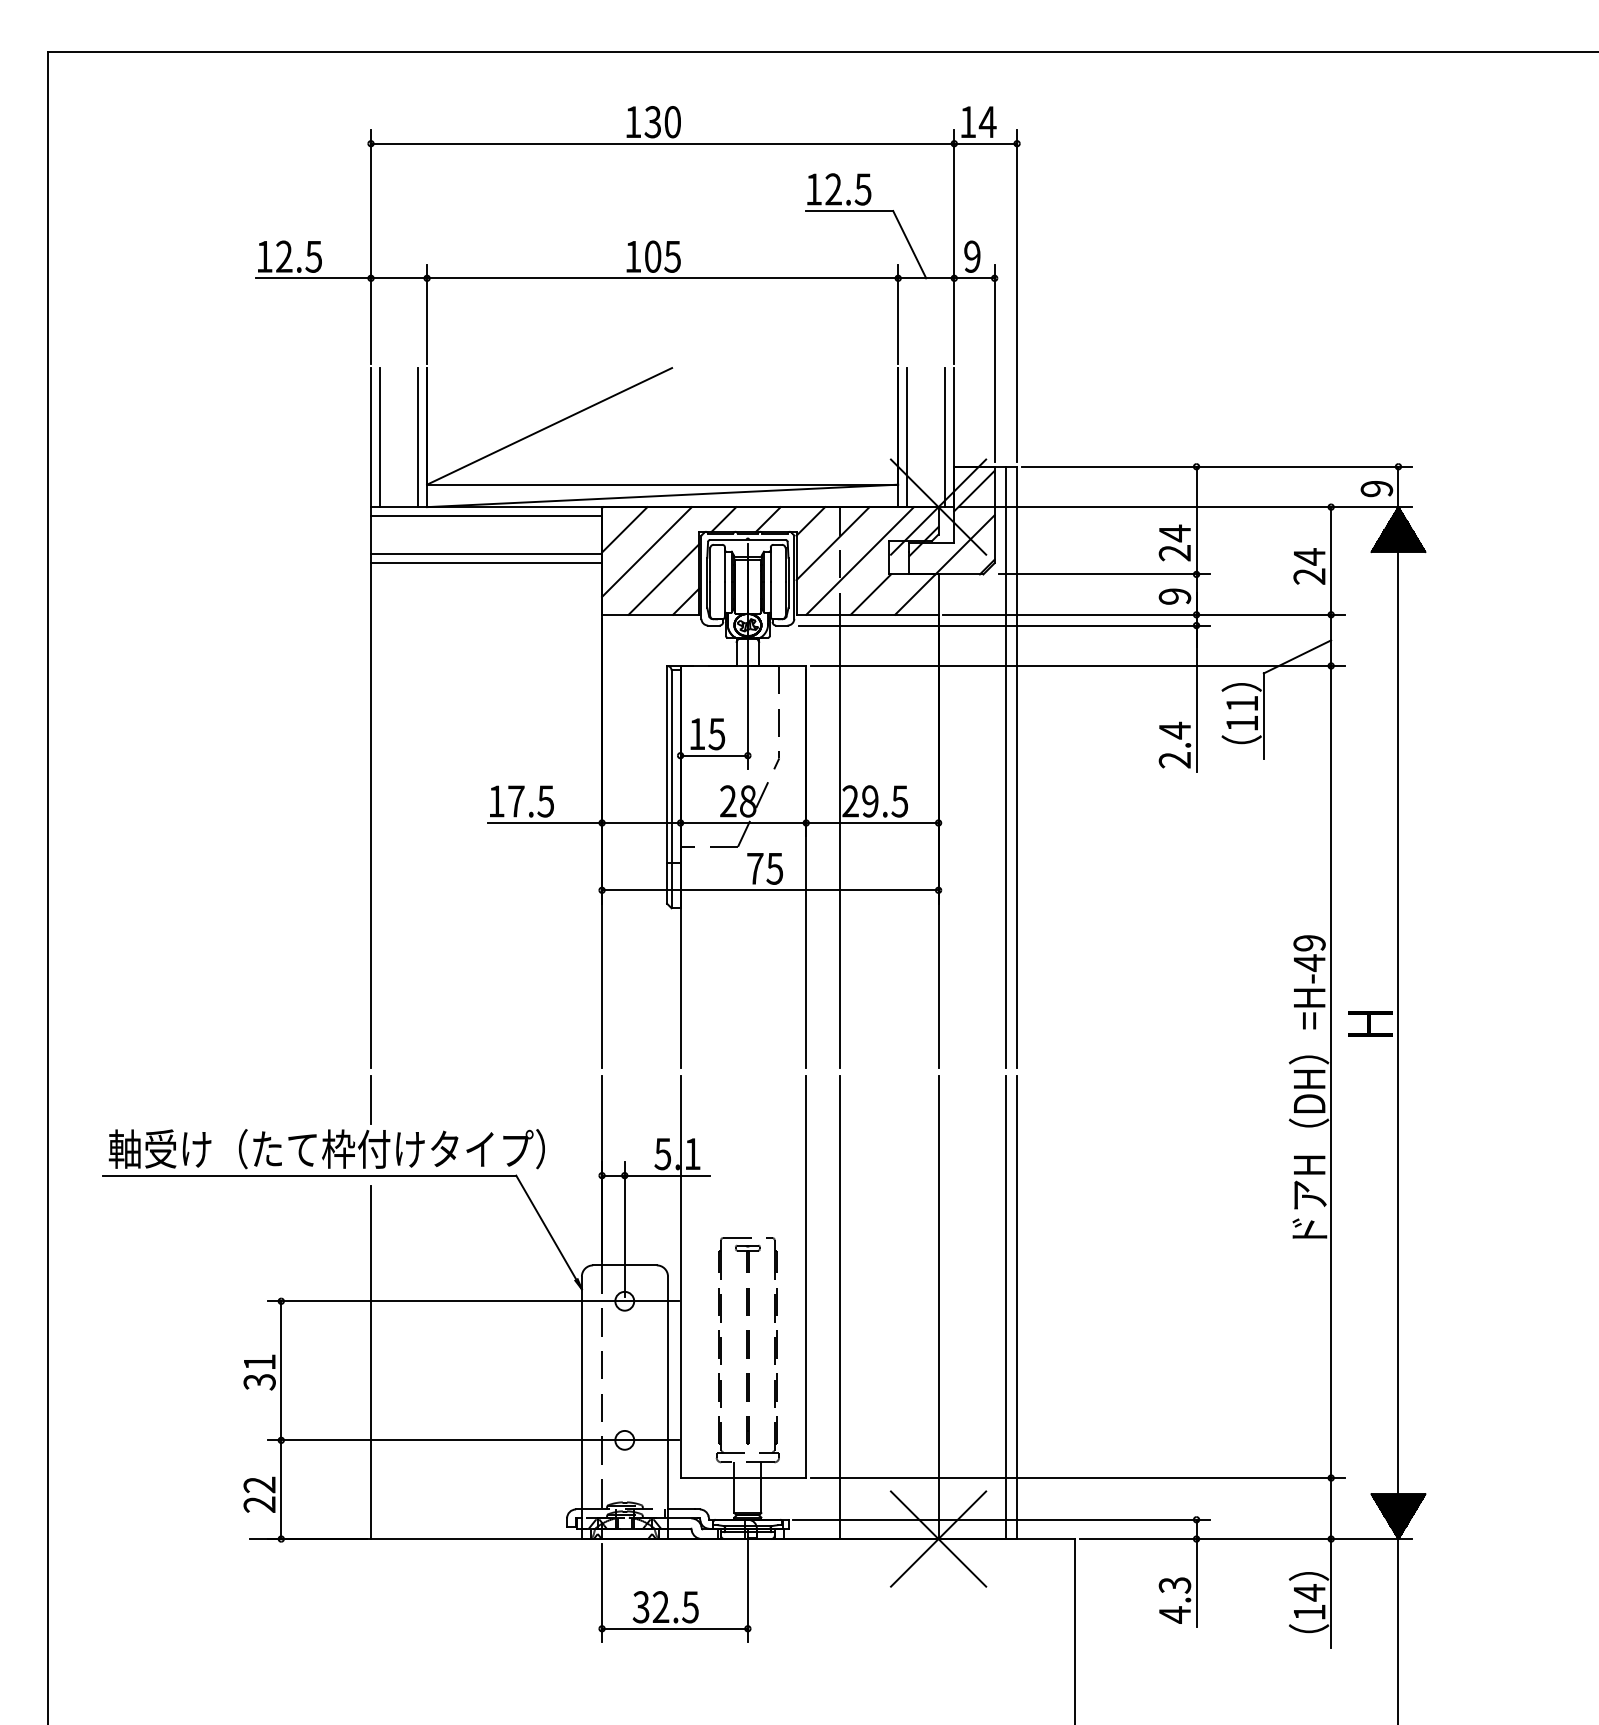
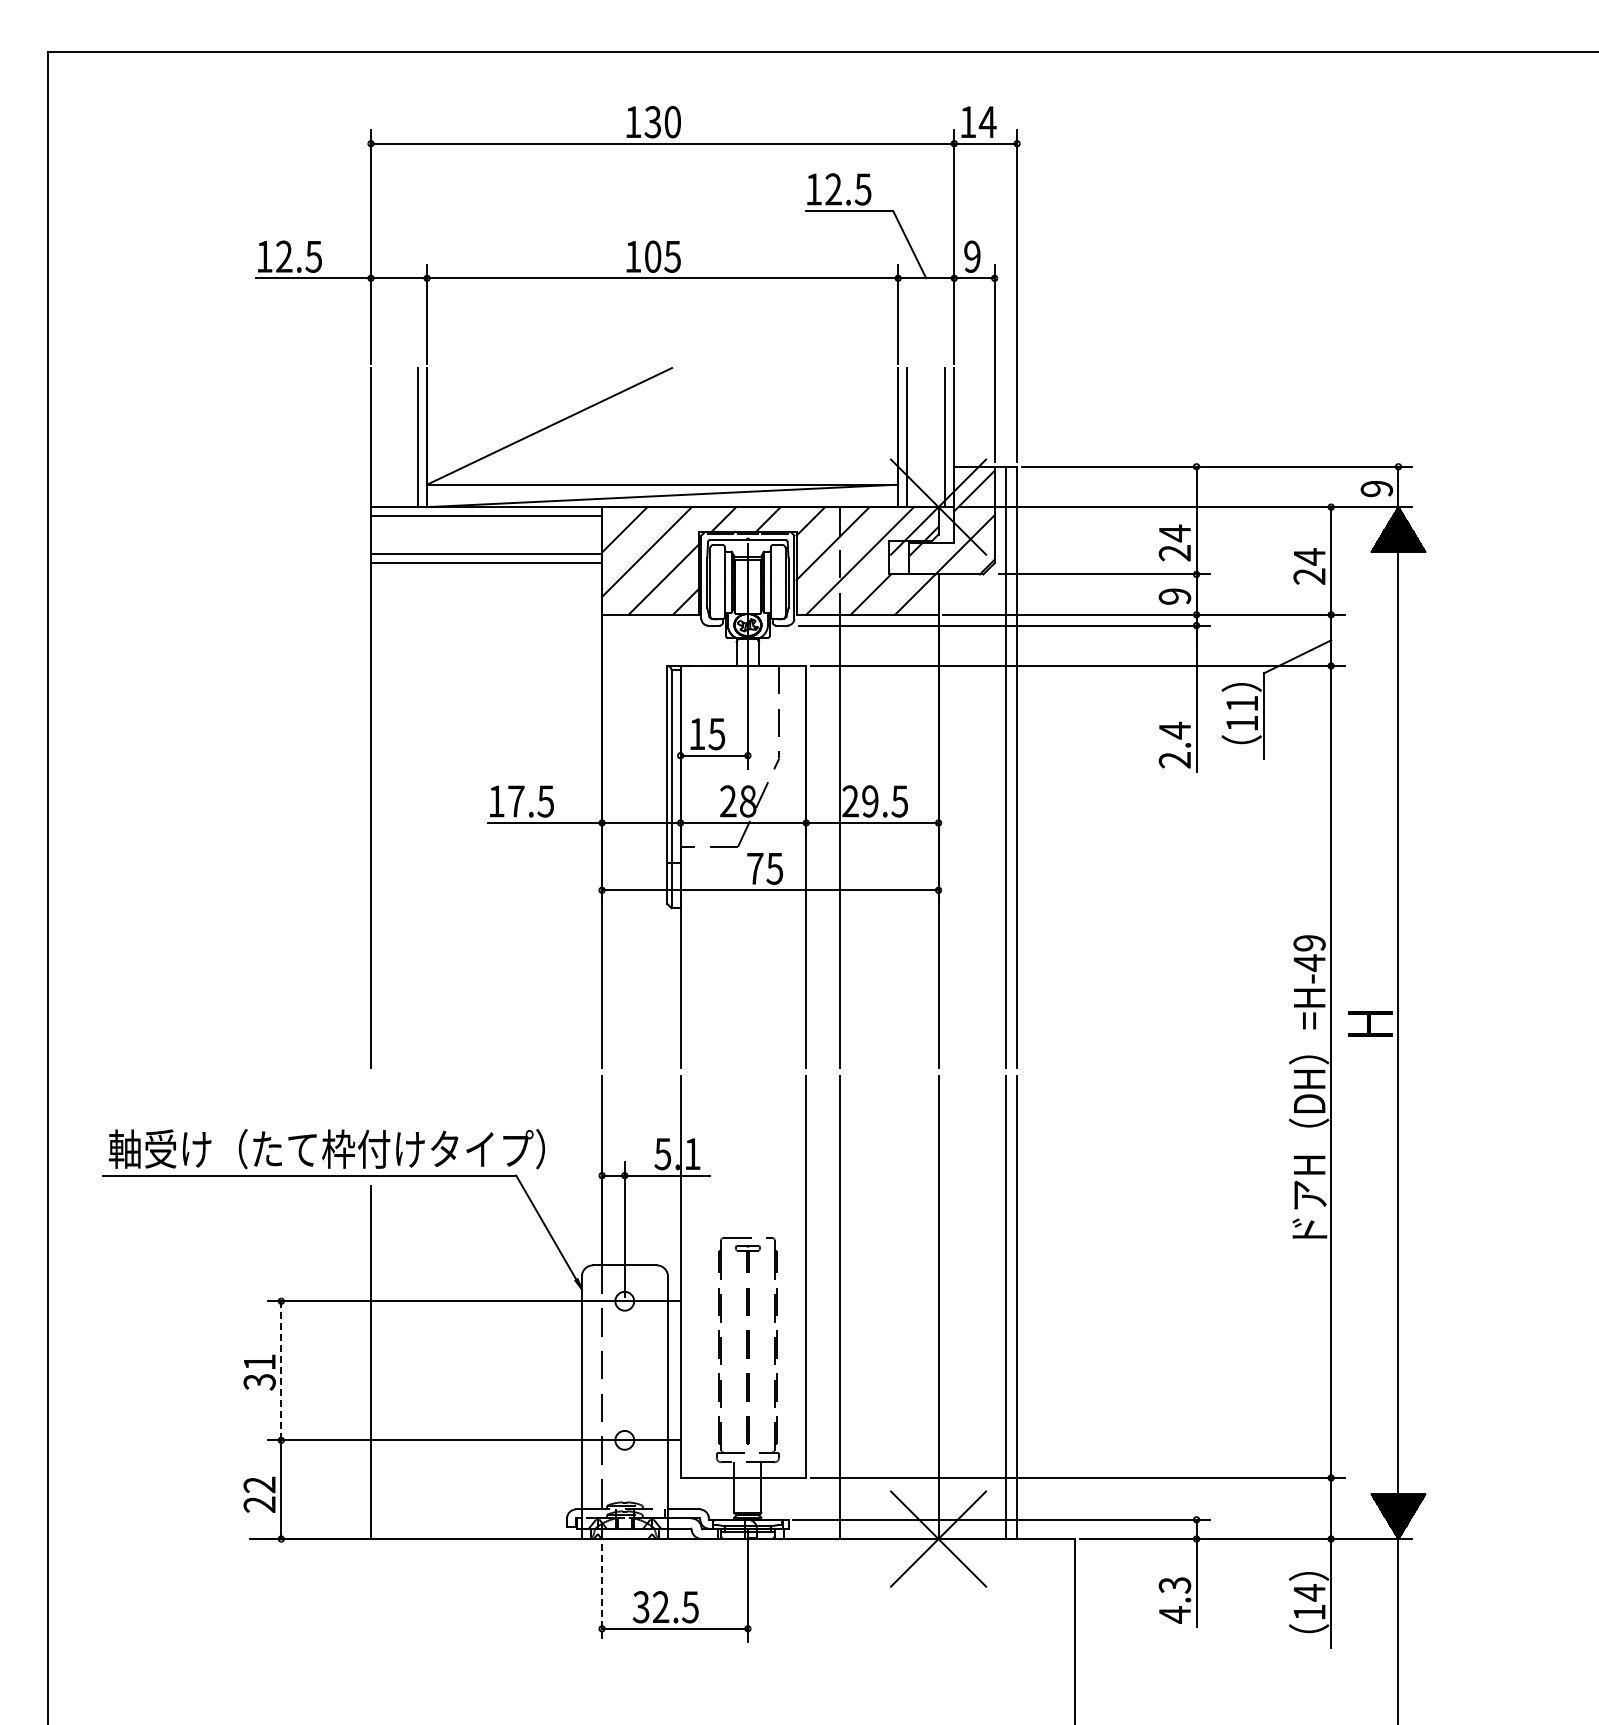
line: present -> none (379, 437)
line: present -> none (371, 1100)
line: solid -> dashed (281, 1370)
line: solid -> dashed (602, 1593)
